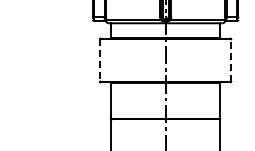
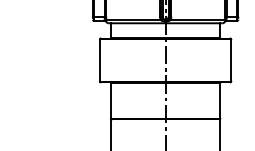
line: dashed -> solid (231, 59)
line: dashed -> solid (100, 60)
